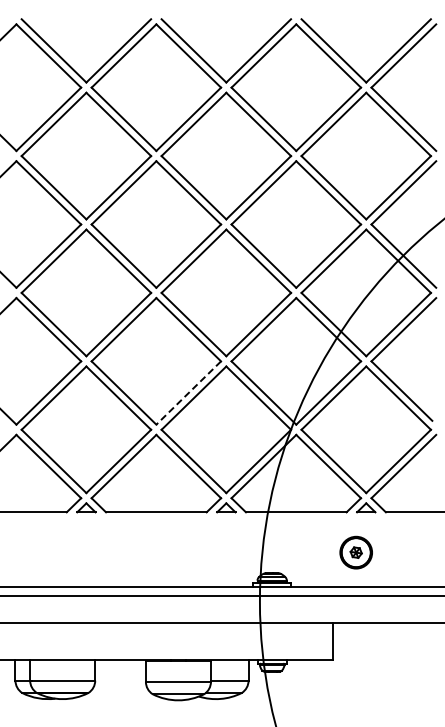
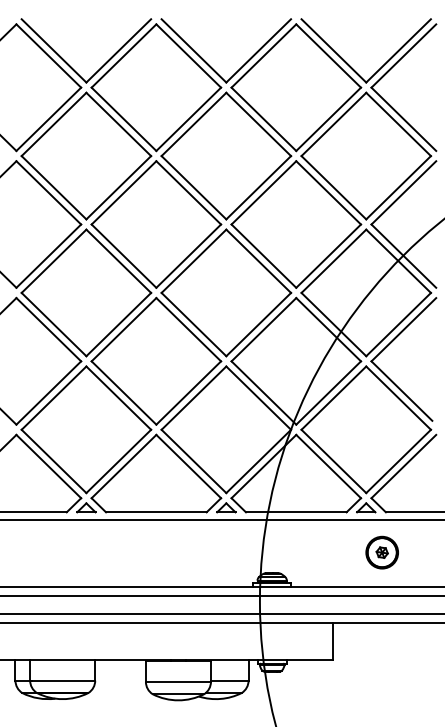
line: dashed -> solid (188, 393)
line: none -> present (221, 519)
part position: (355, 552) -> (381, 552) (381, 552)
line: none -> present (221, 613)
